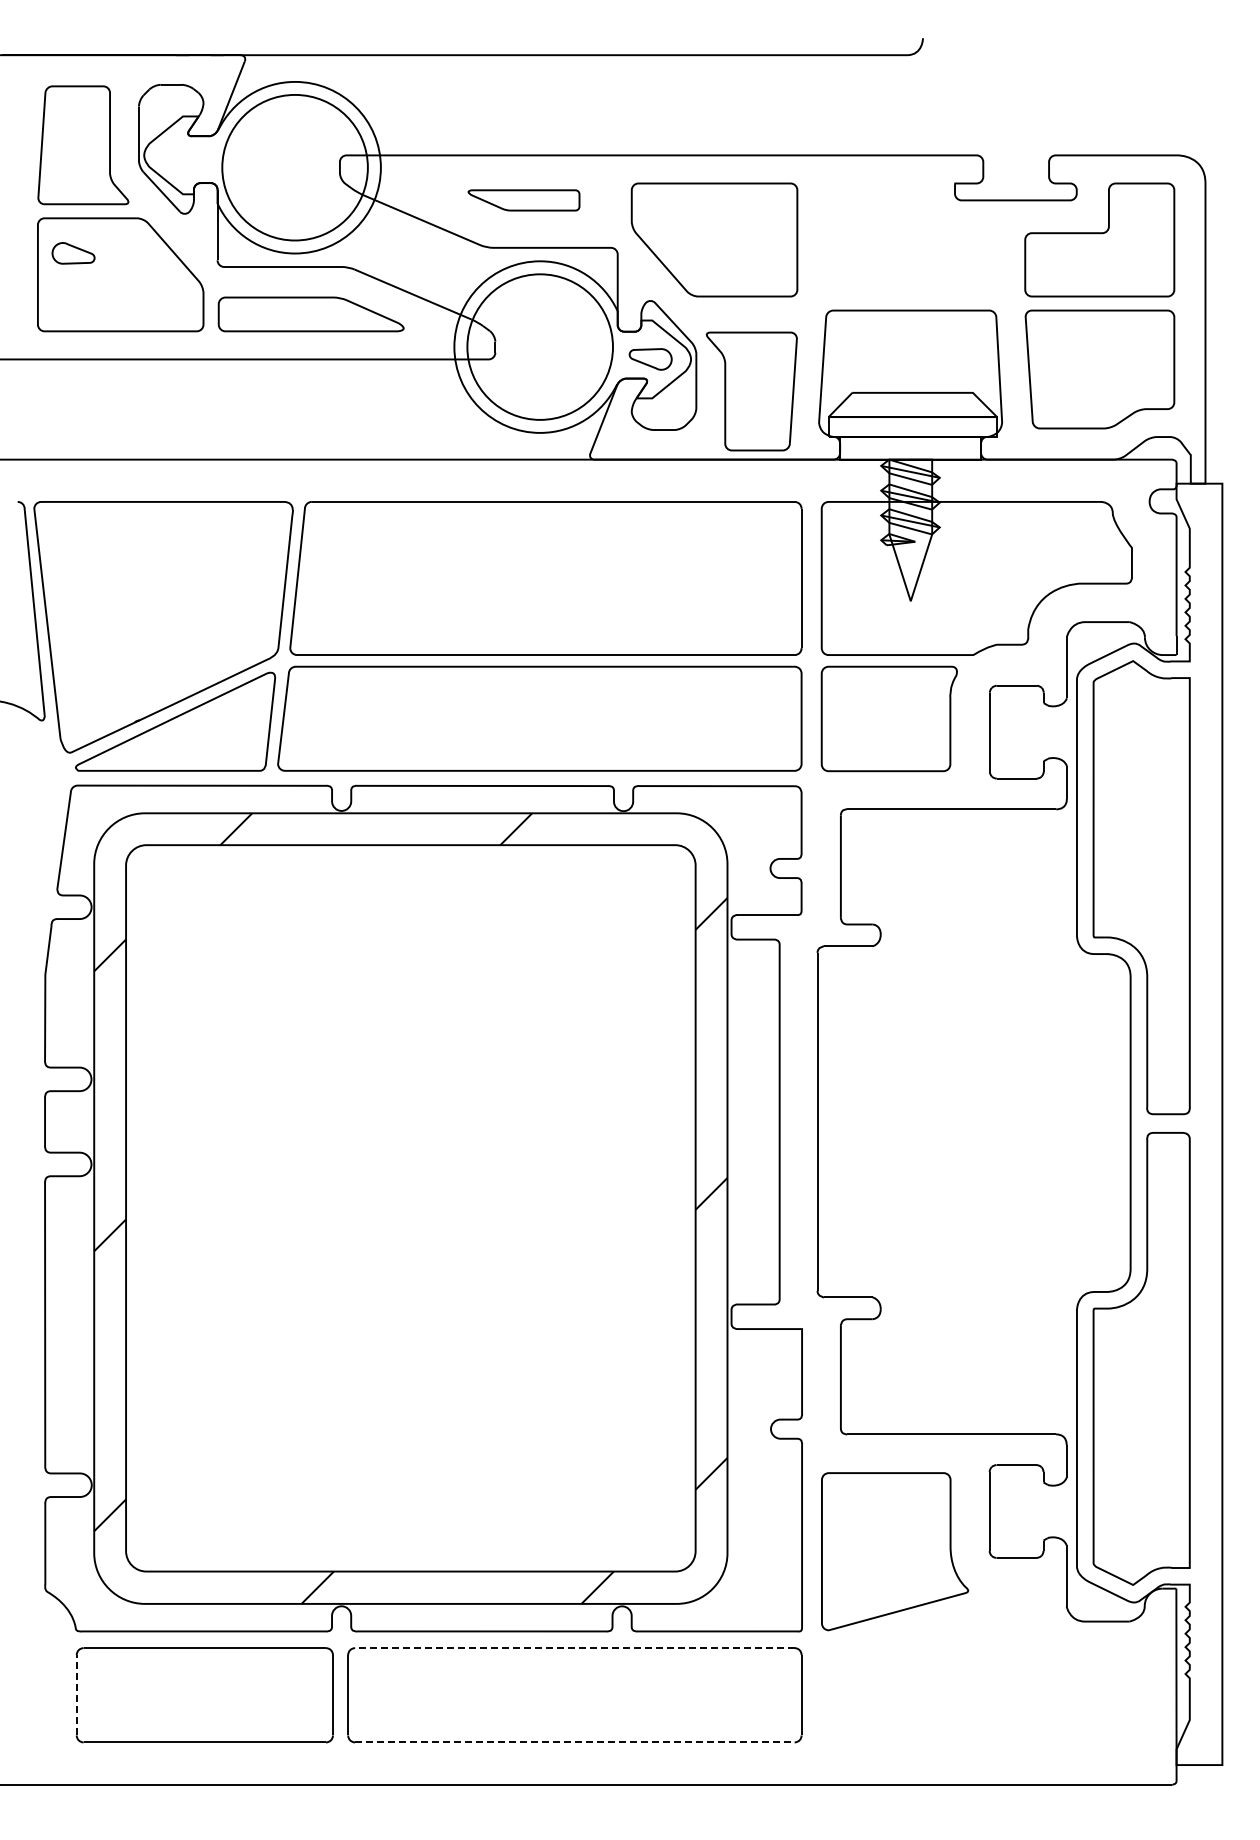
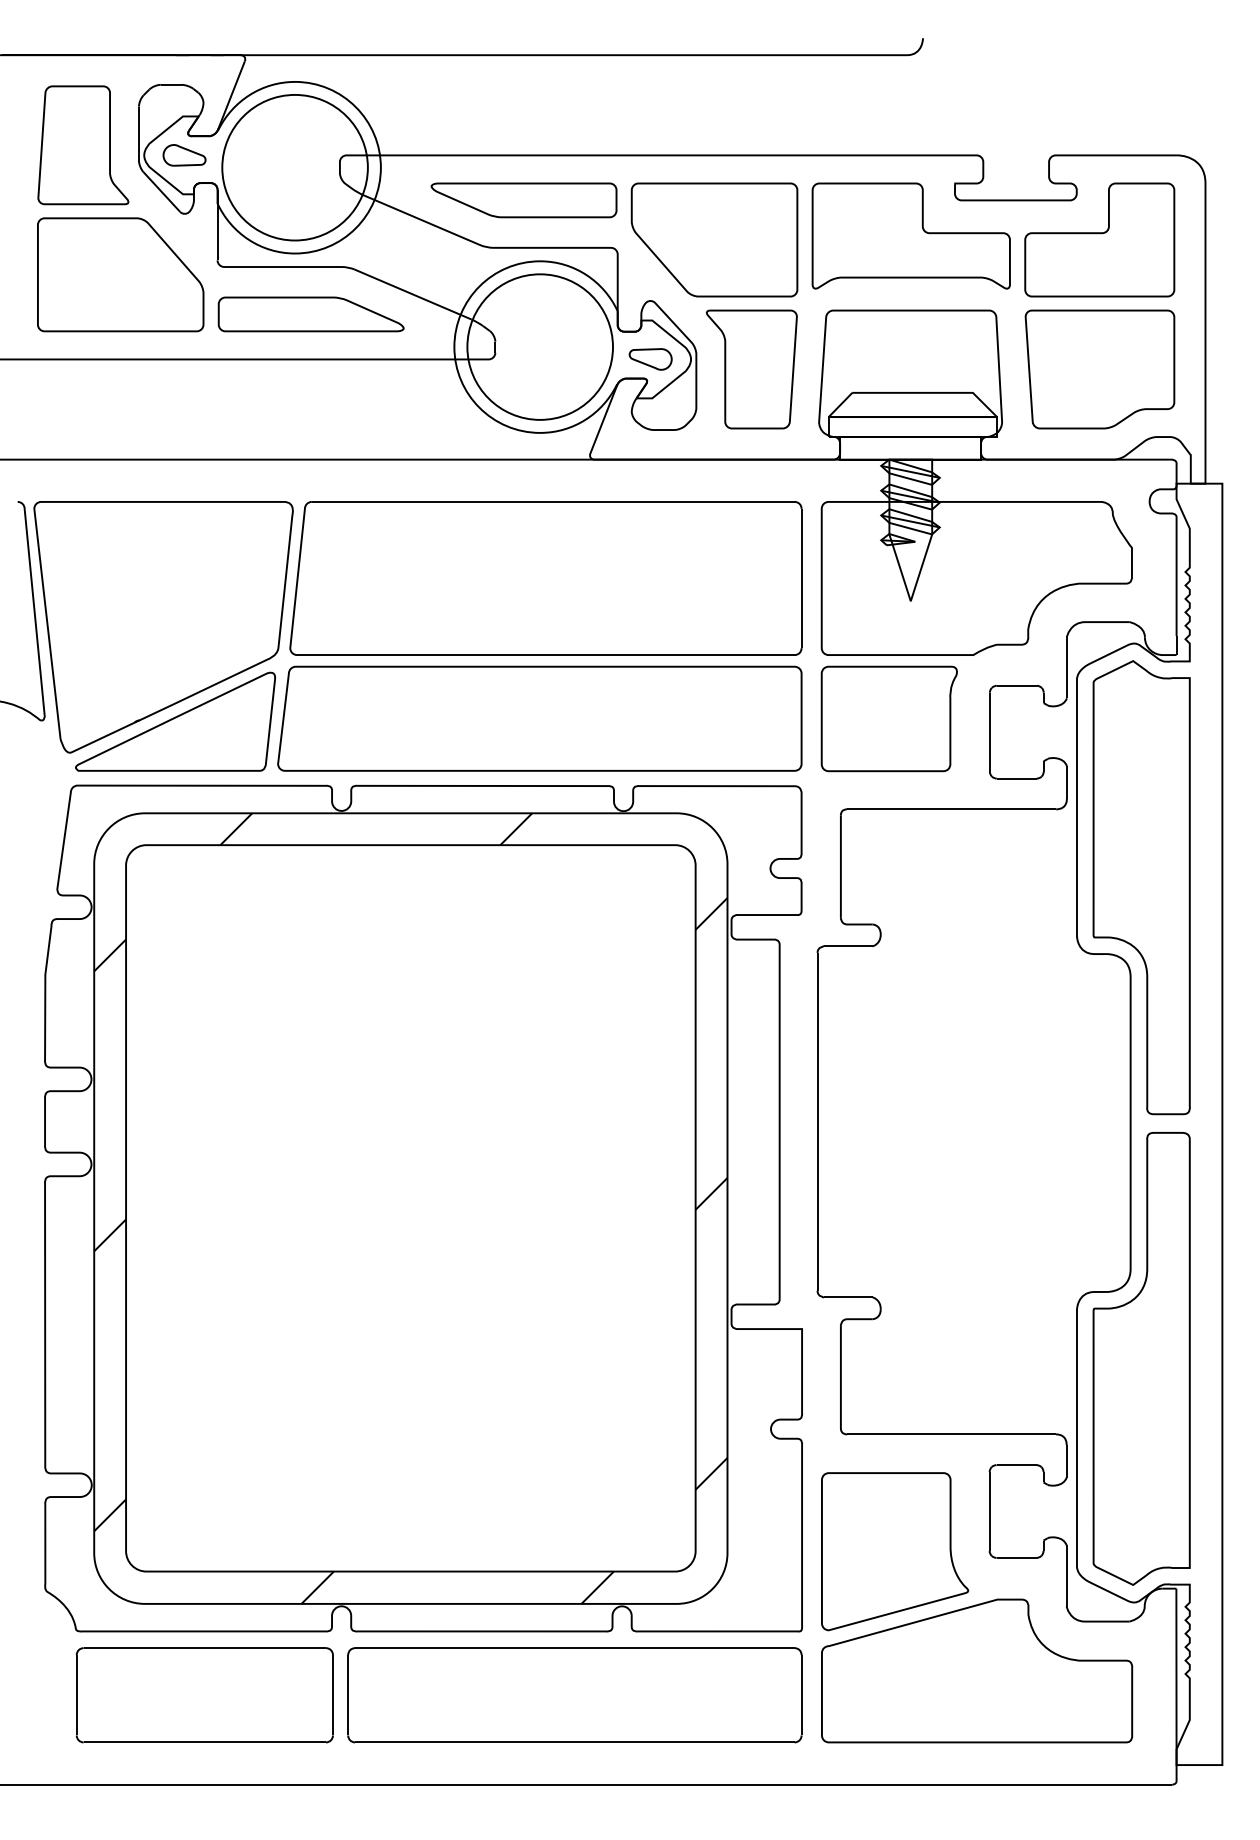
part size: 114x23 px -> 188x37 px (523, 200)
part: none -> present (910, 235)
part position: (73, 253) -> (184, 155) (184, 155)
part position: (751, 391) -> (751, 369) (751, 369)
line: dashed -> solid (574, 1648)
part: none -> present (977, 1670)
line: dashed -> solid (76, 1694)
line: dashed -> solid (574, 1742)
